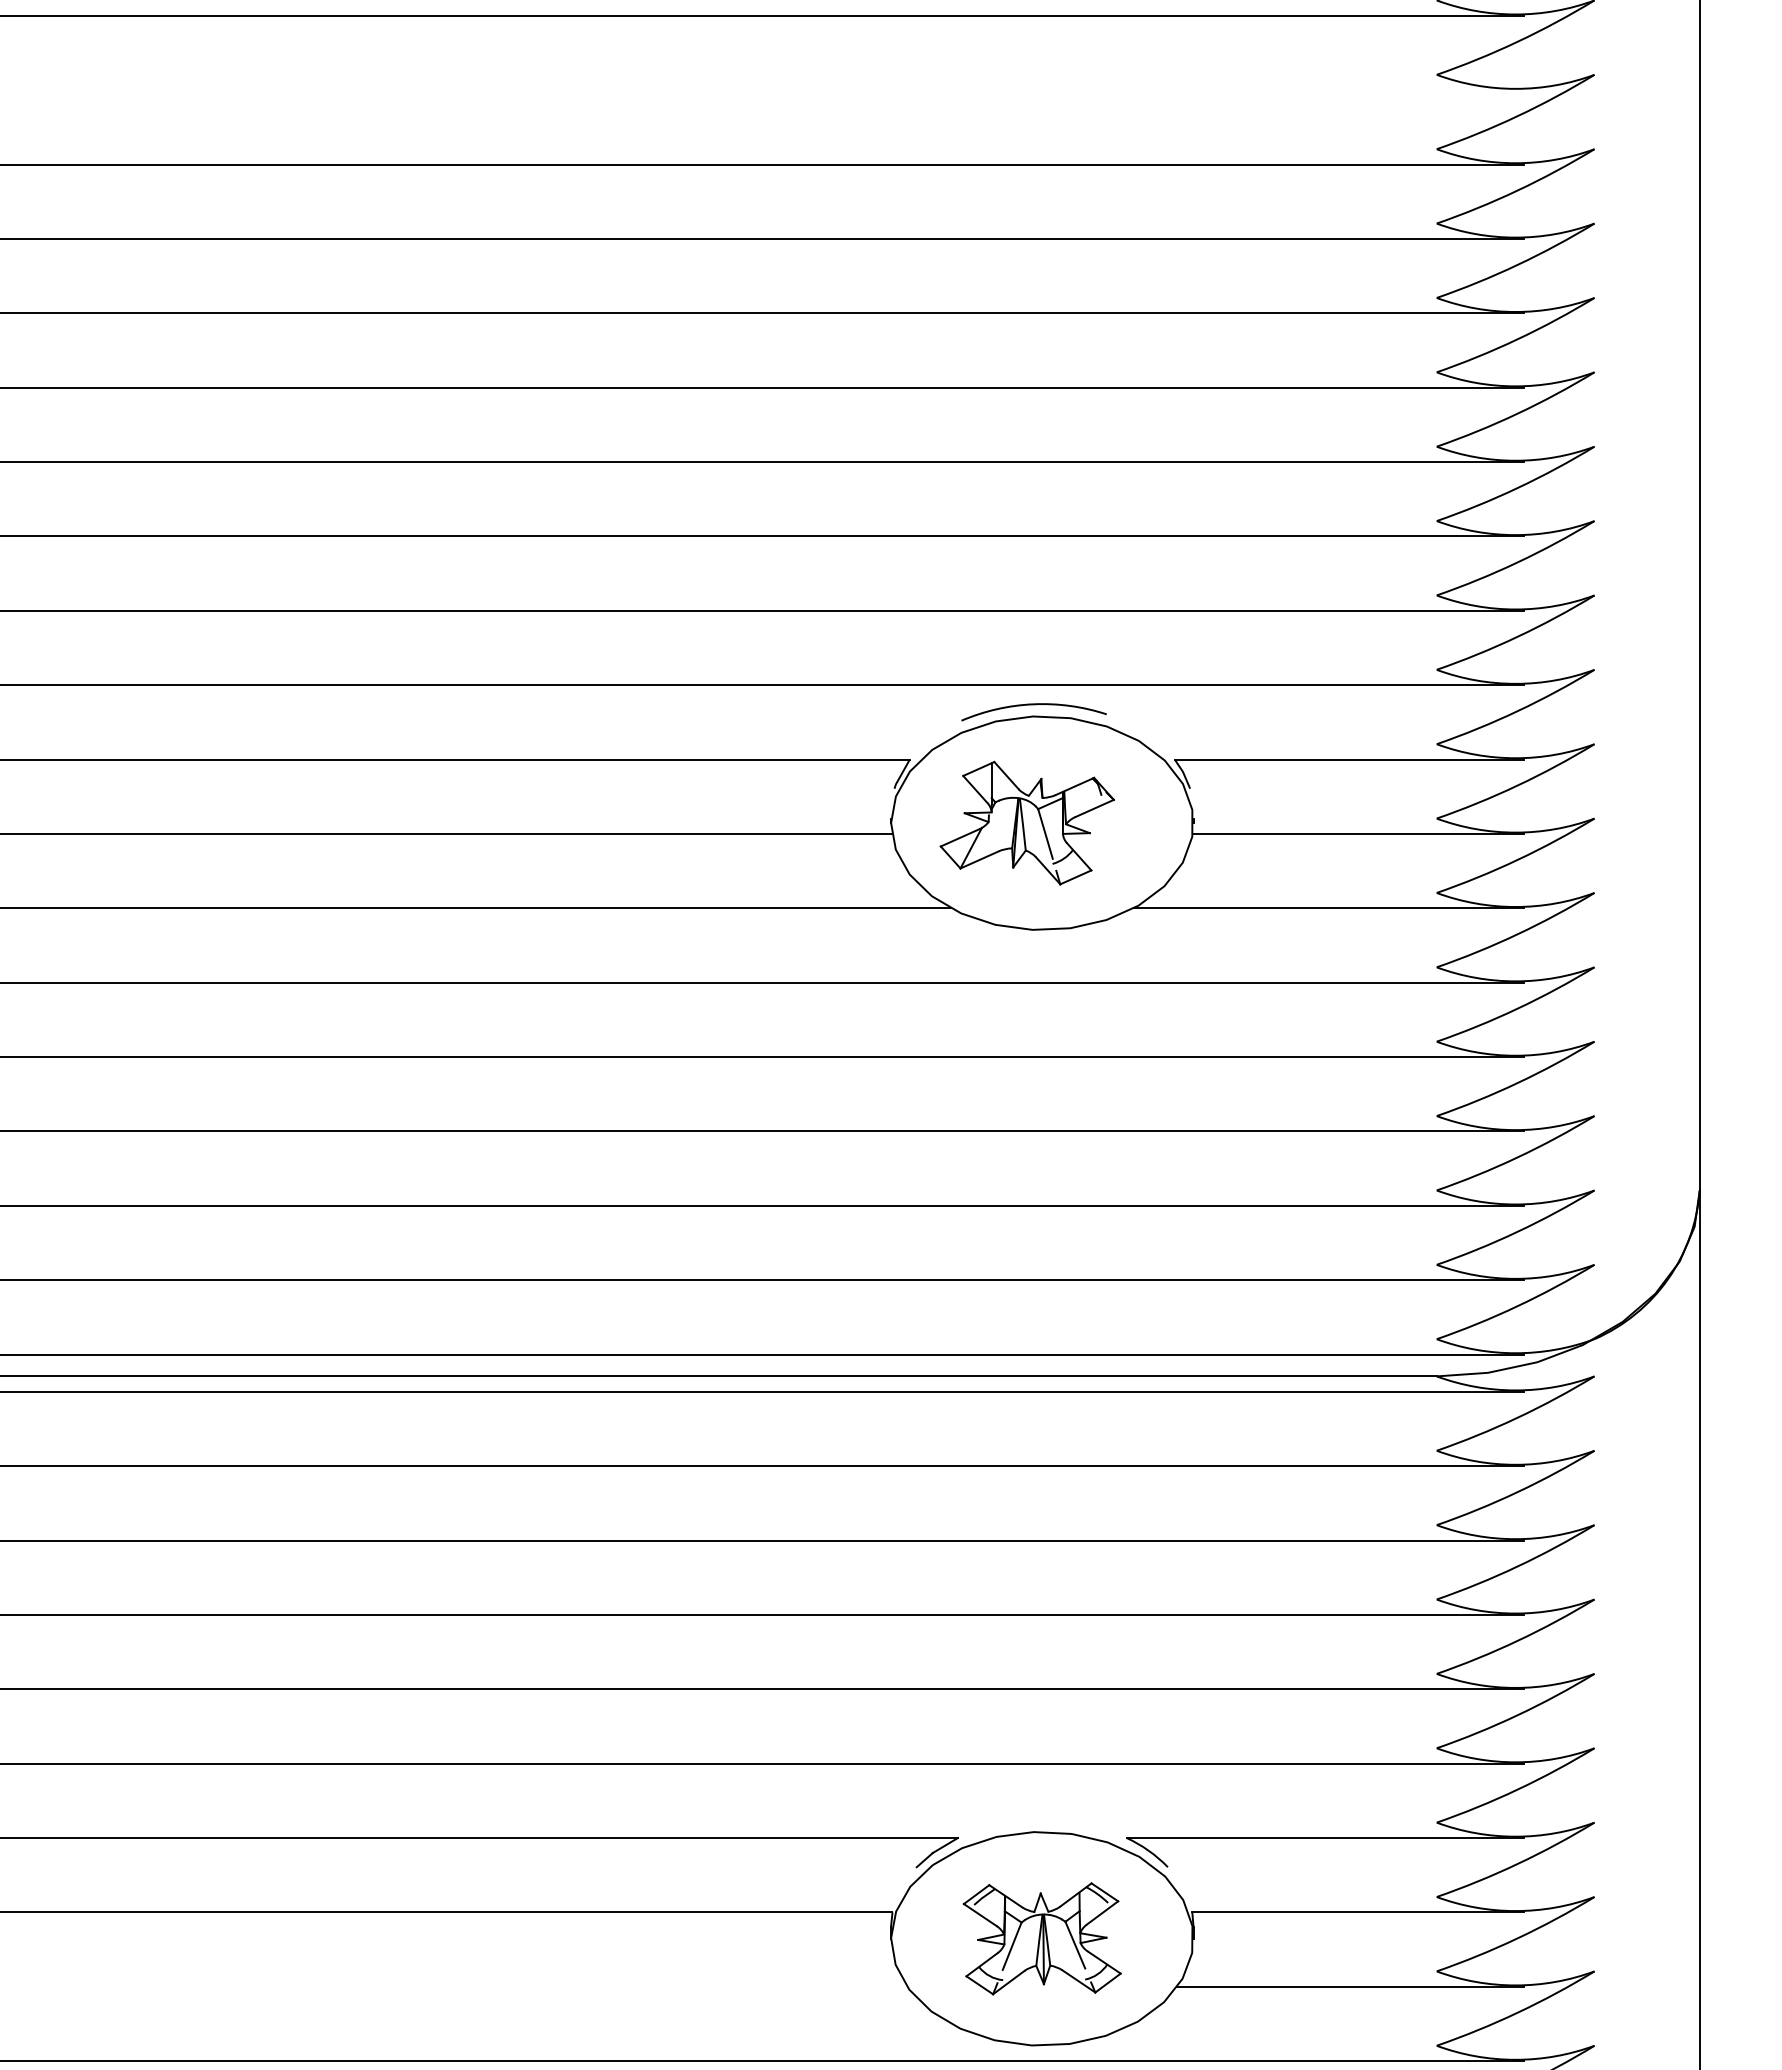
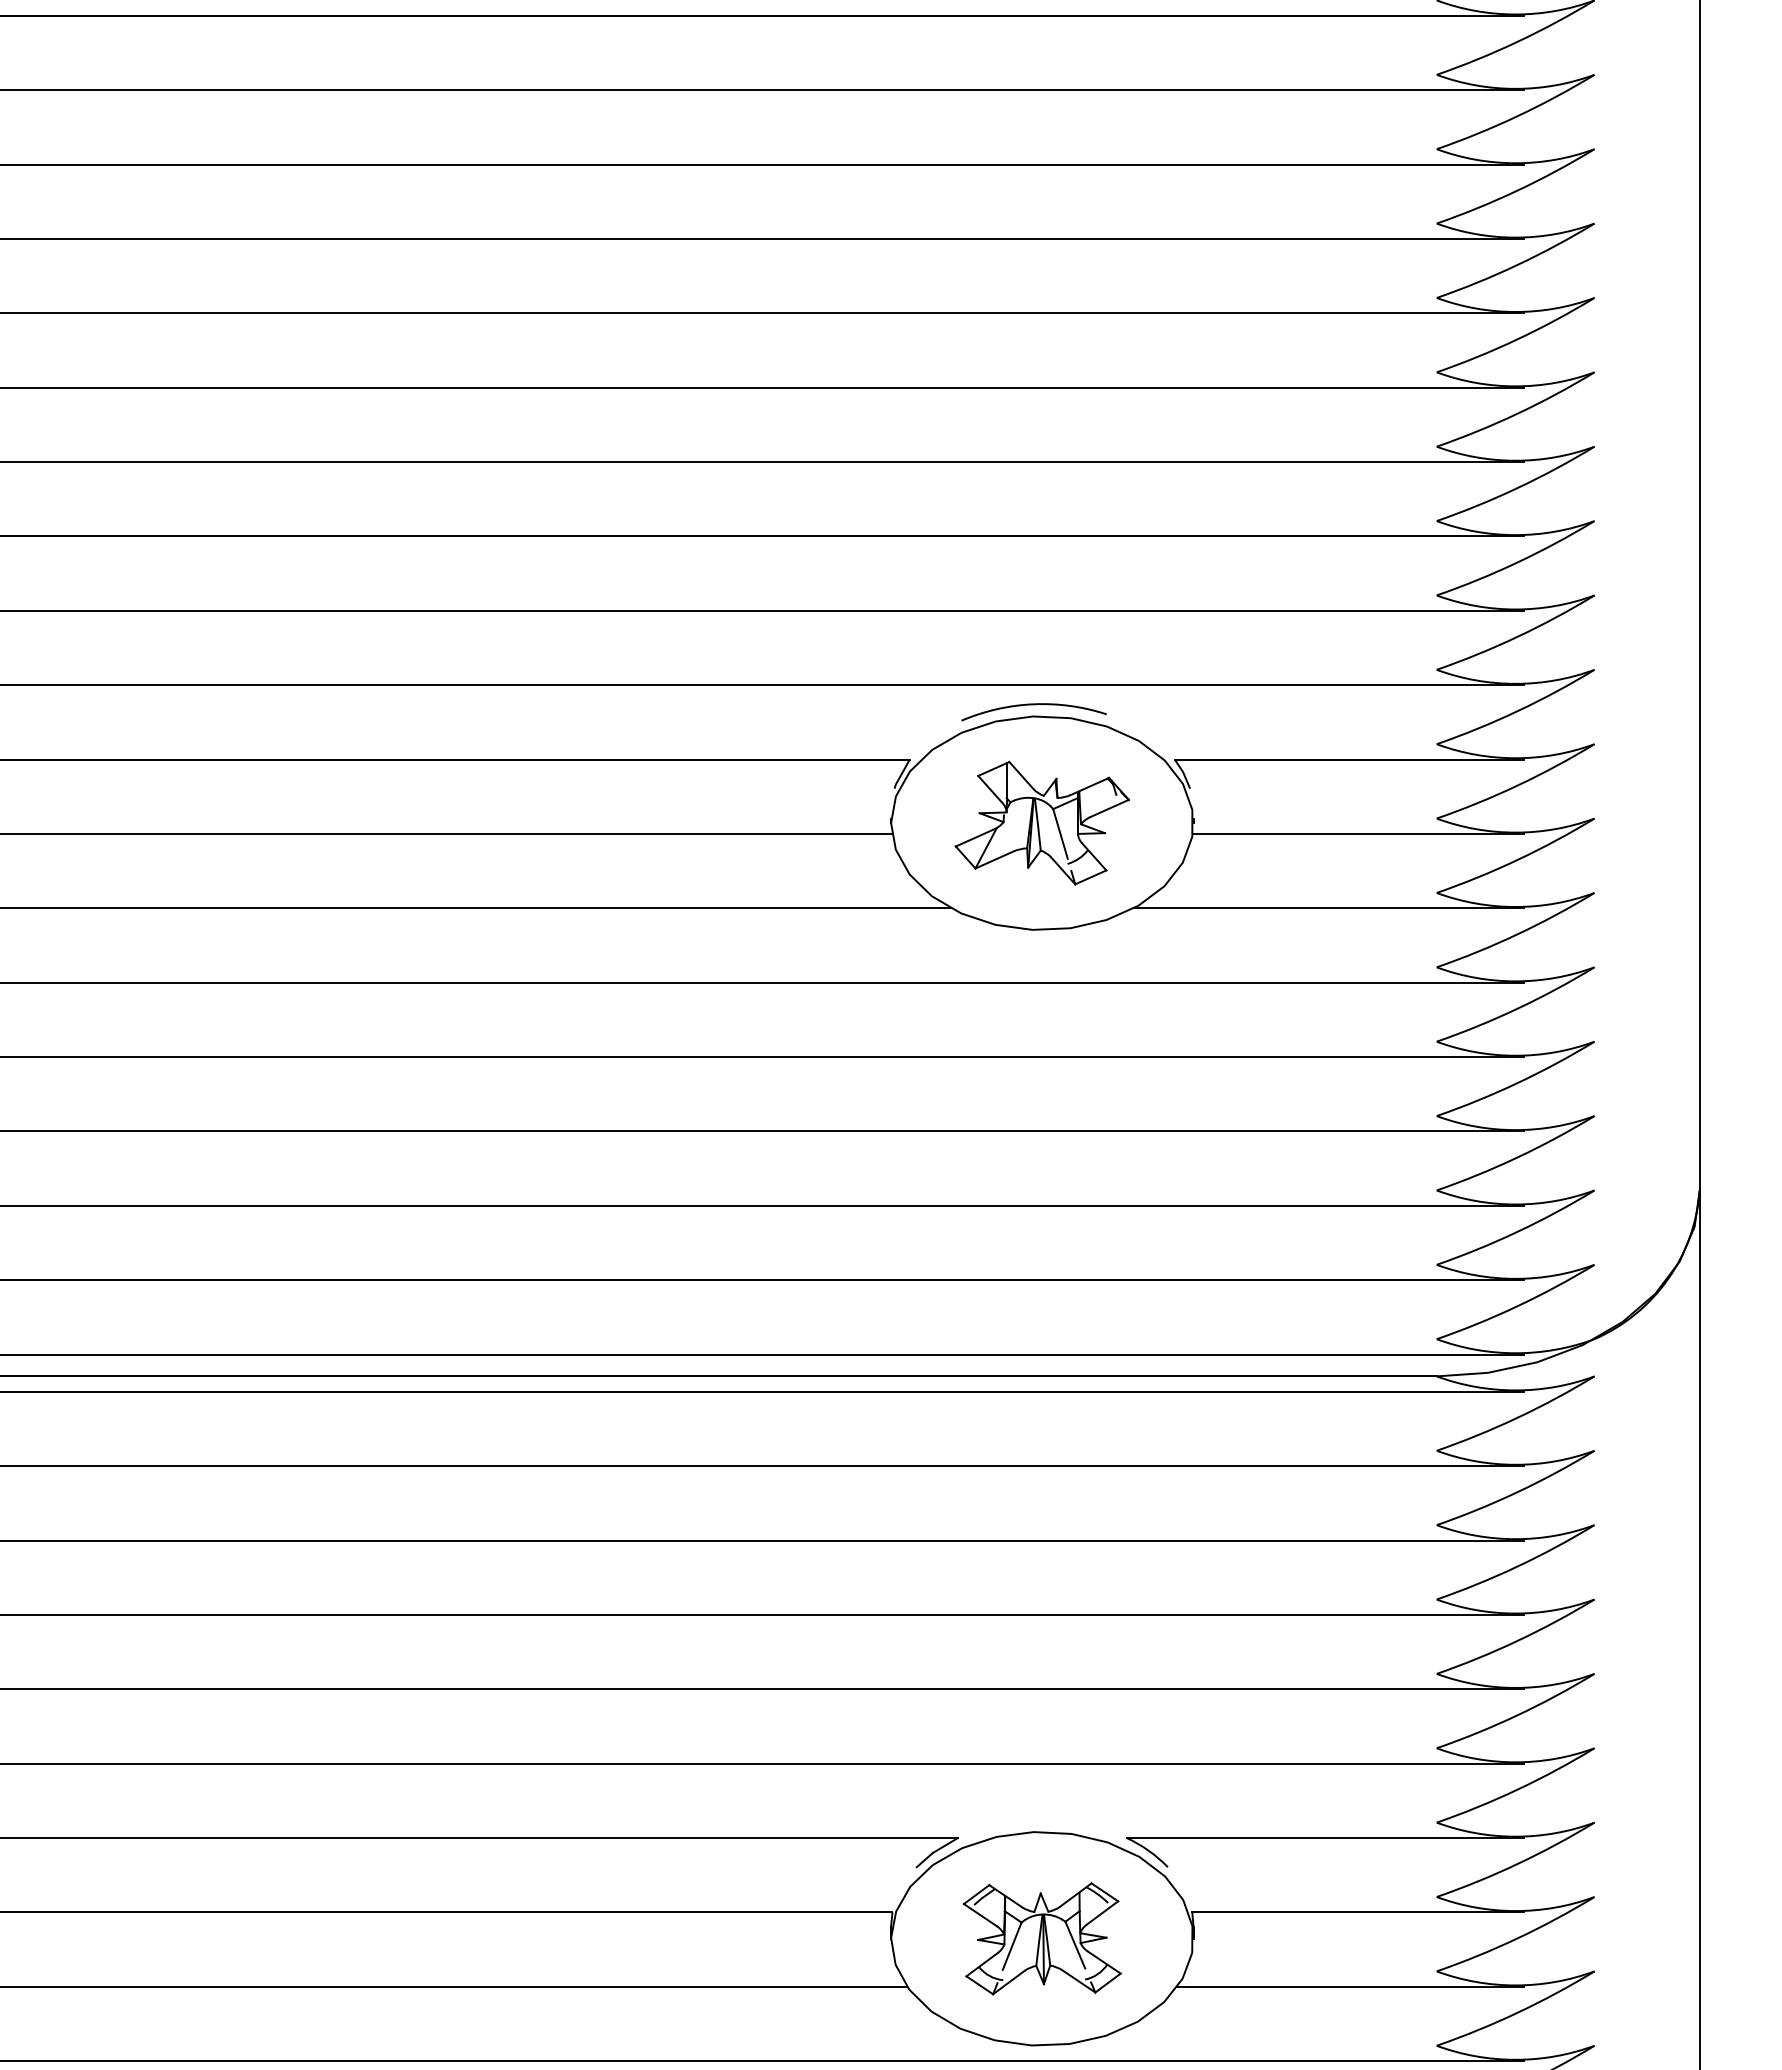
line: none -> present (762, 90)
part position: (1026, 822) -> (1041, 822) (1041, 822)
line: none -> present (454, 1986)
